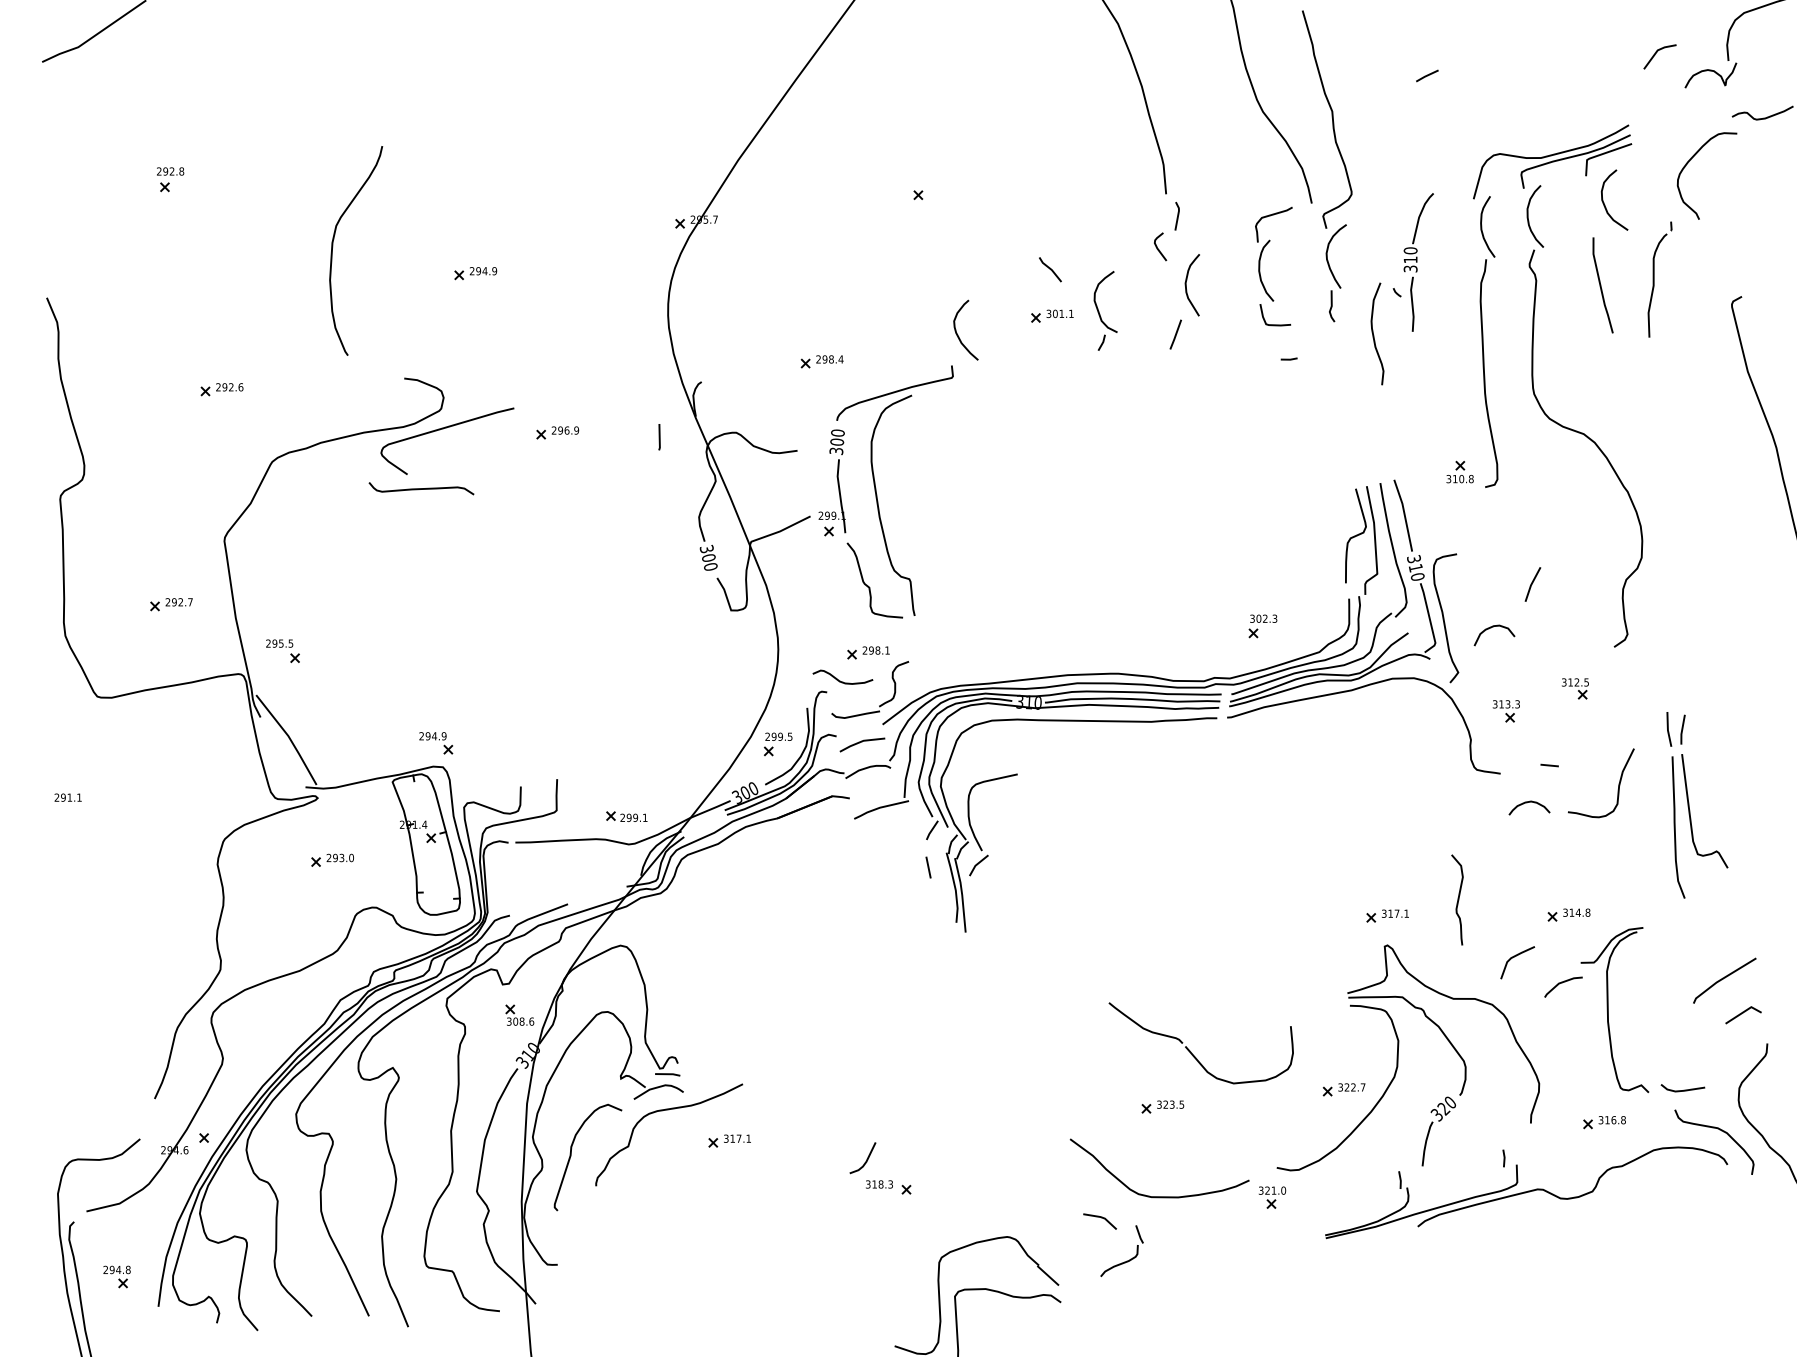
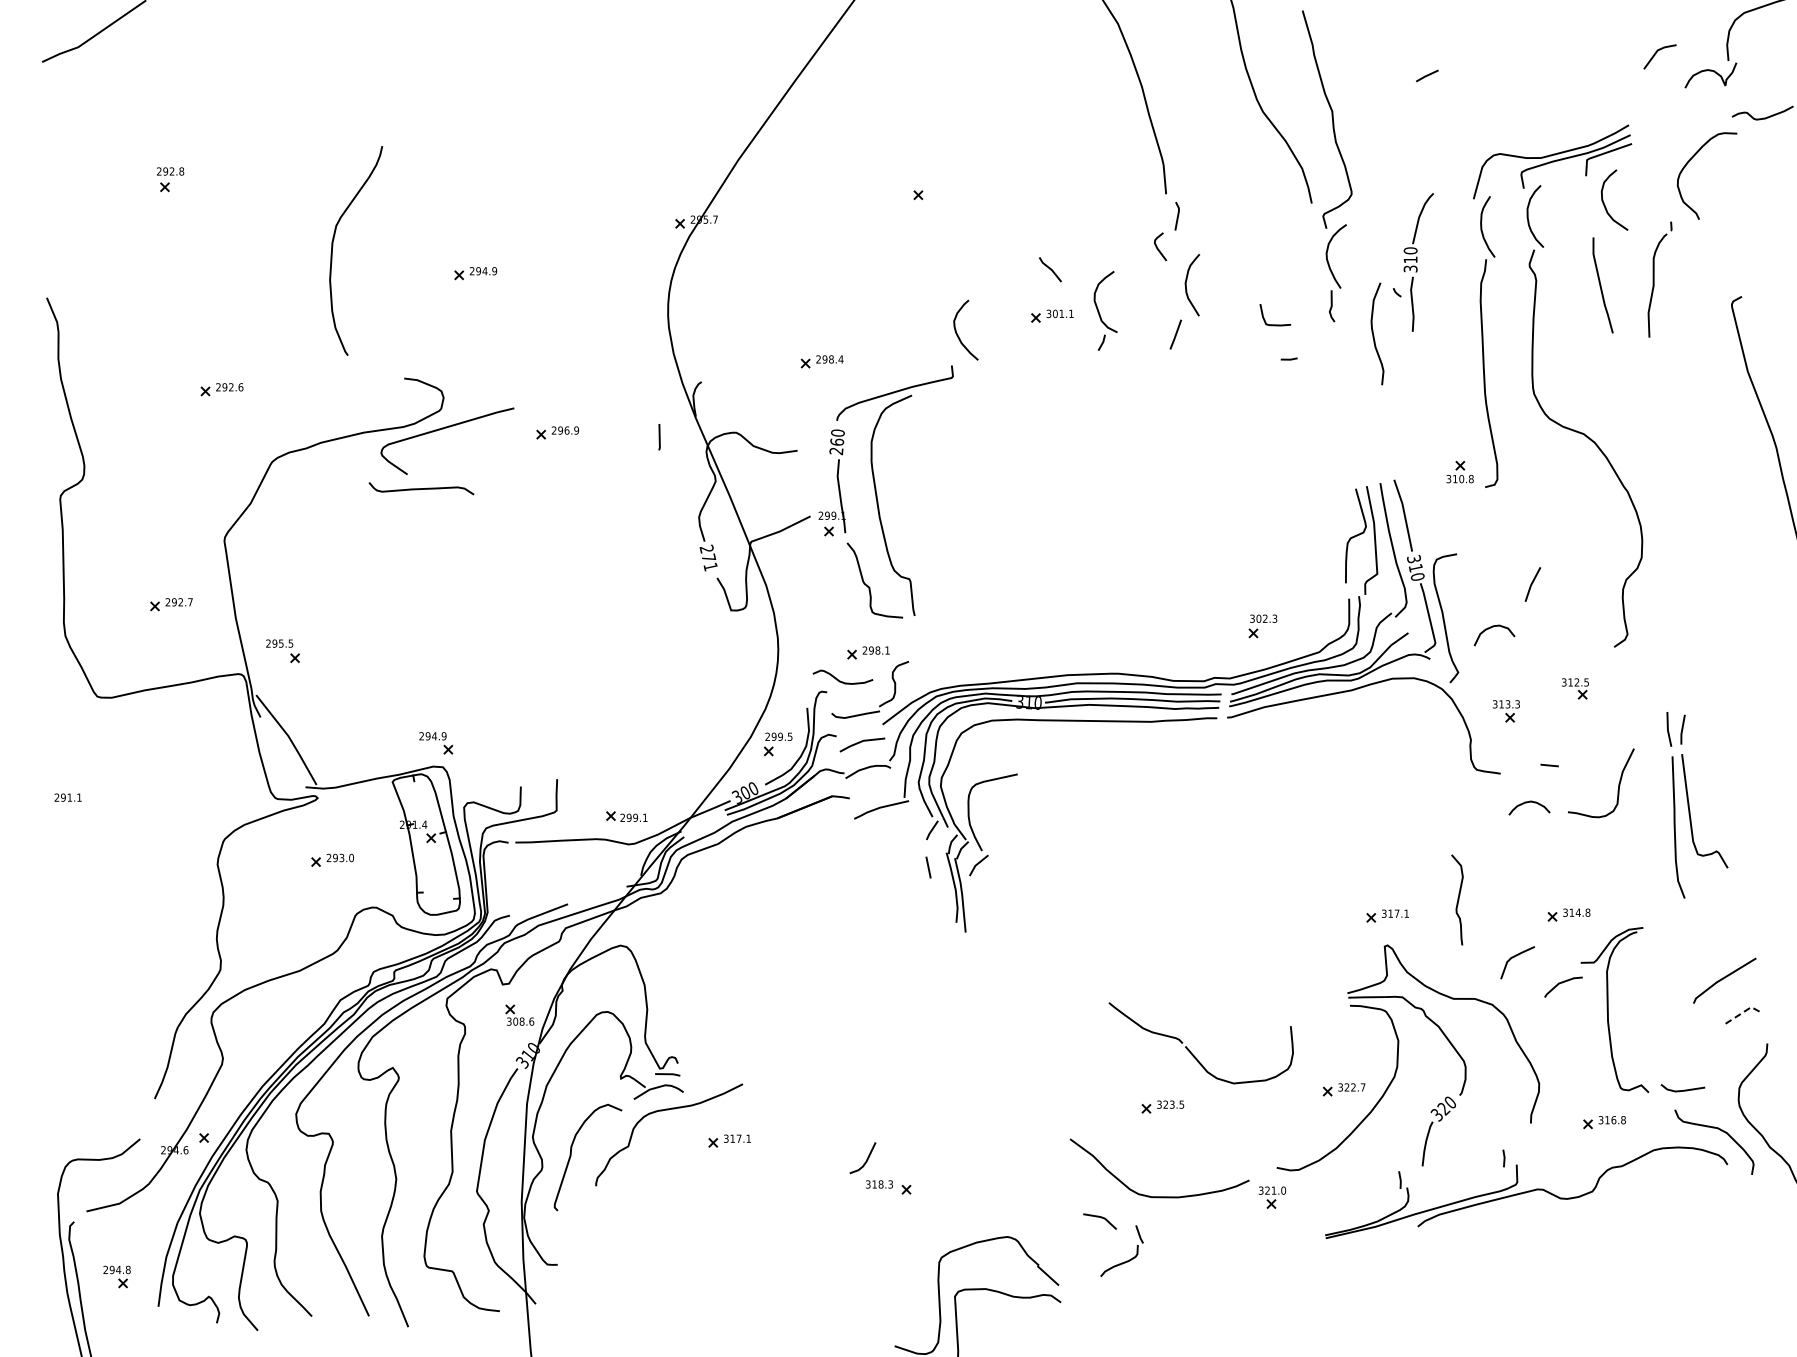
part: present -> none (1264, 248)
text: 300 -> 260 (836, 446)
text: 300 -> 271 (708, 557)
line: solid -> dashed (1743, 1011)
